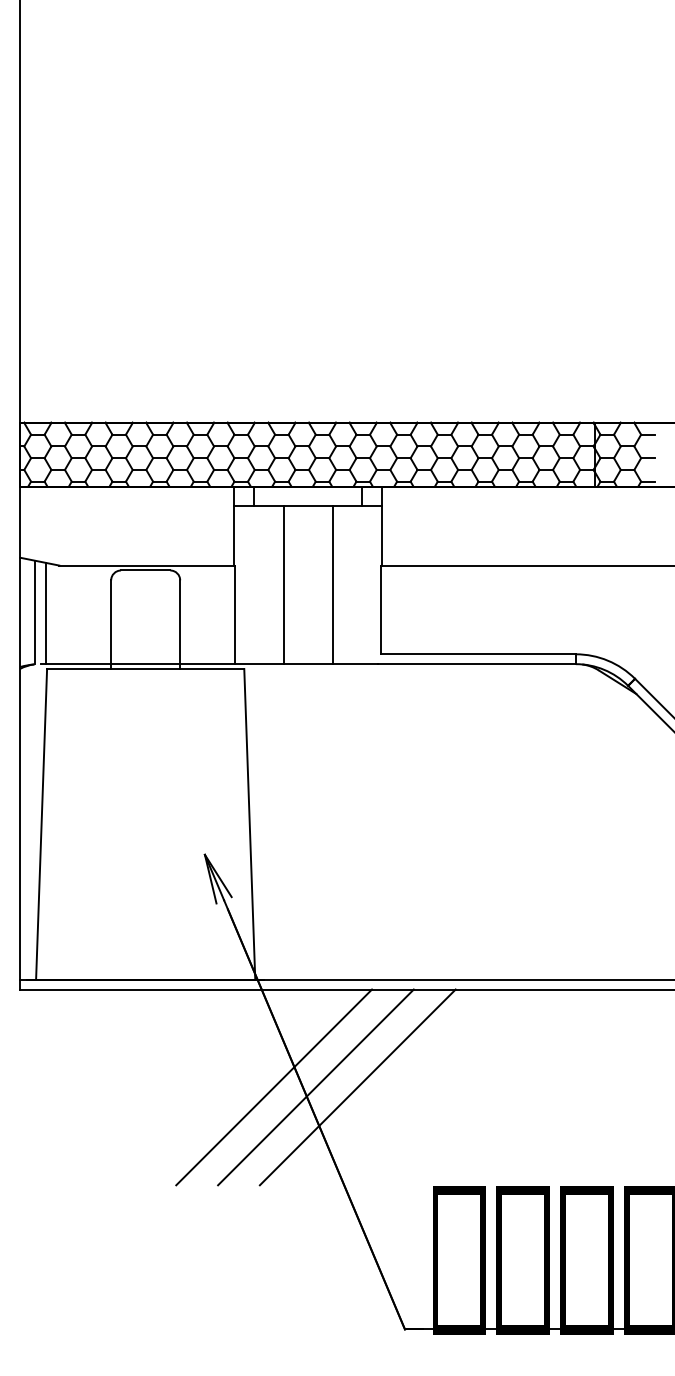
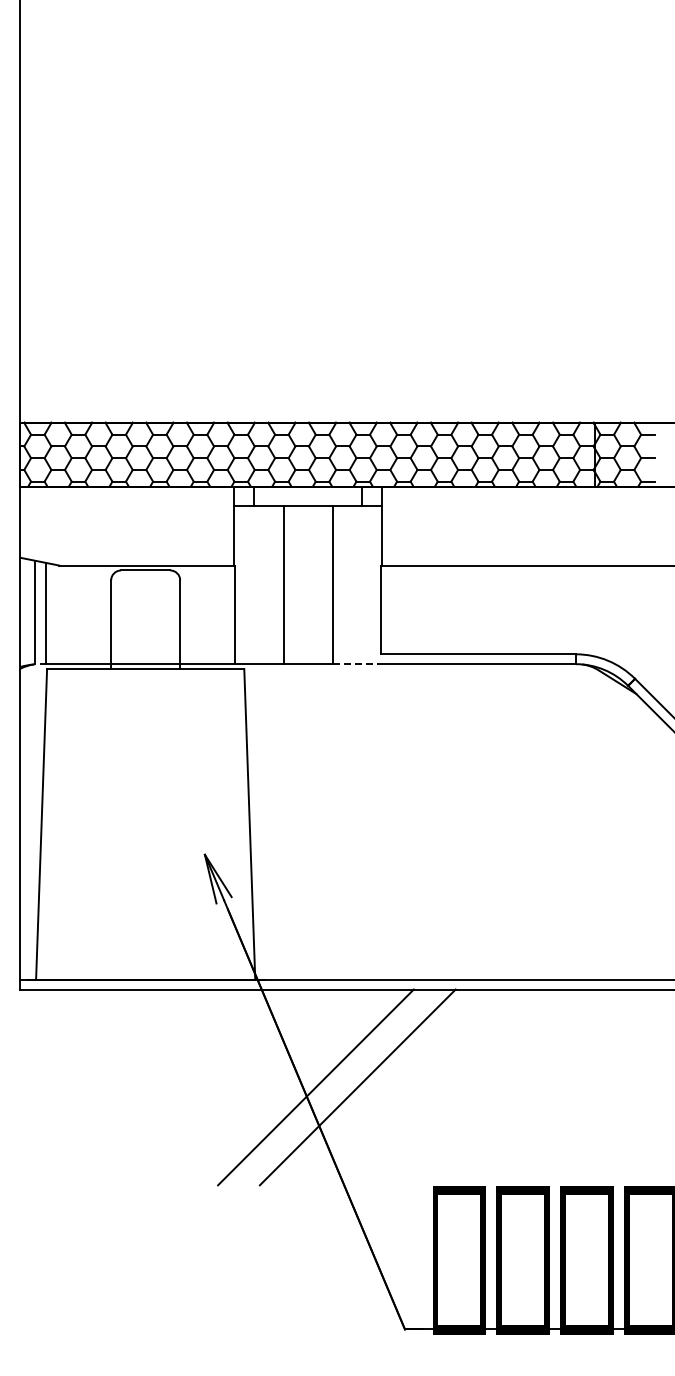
line: solid -> dashed (355, 664)
line: present -> none (274, 1087)
